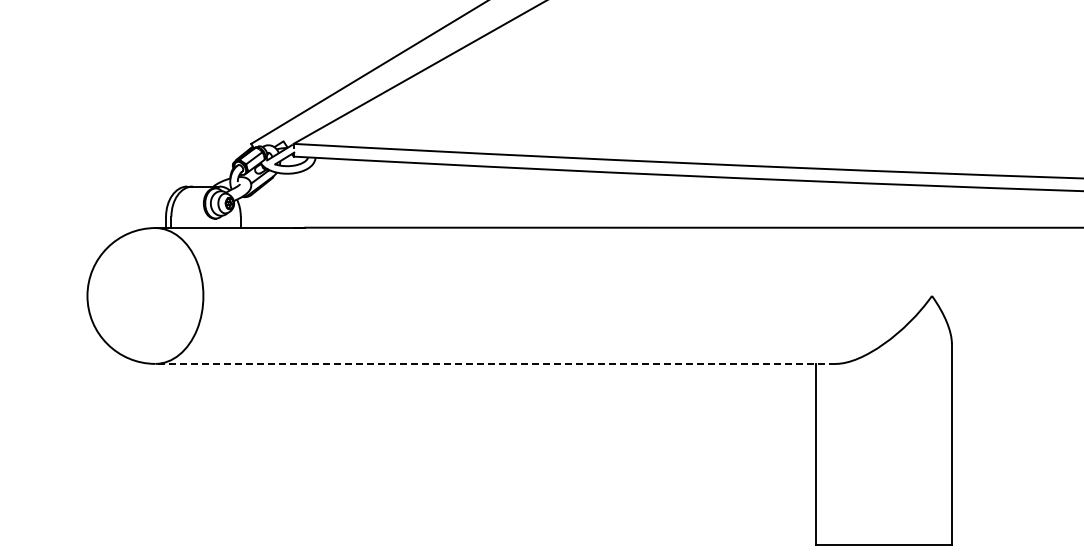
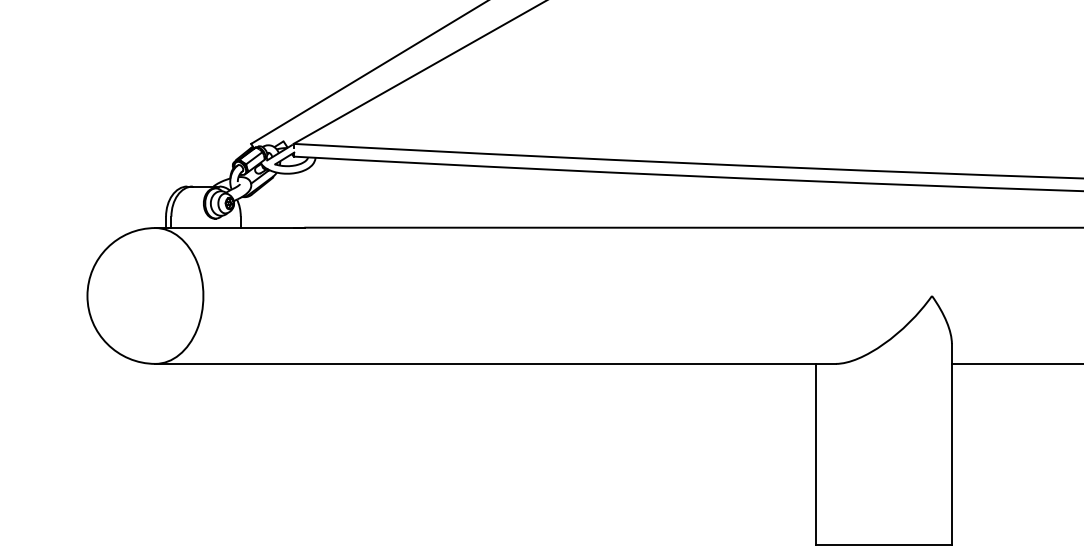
line: dashed -> solid (495, 363)
line: none -> present (1015, 363)
